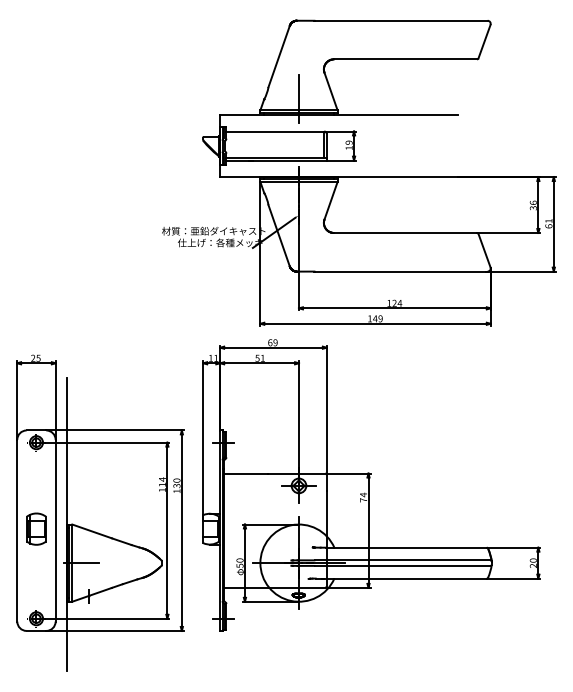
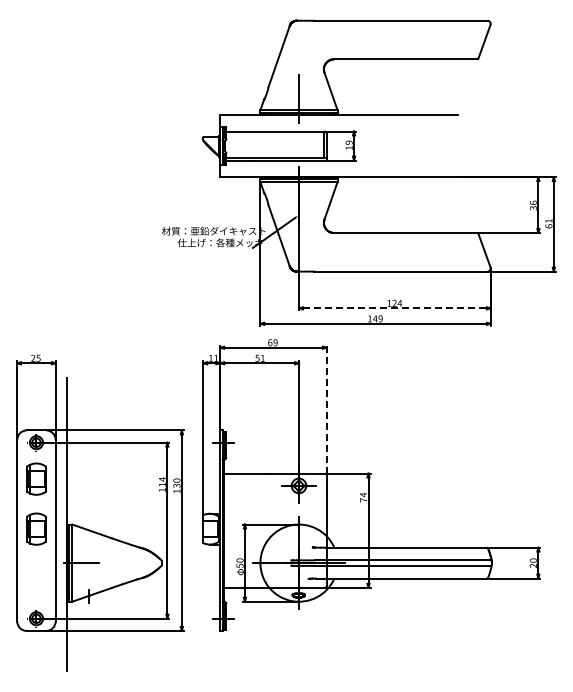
line: solid -> dashed (394, 308)
line: solid -> dashed (326, 409)
part: none -> present (36, 478)
